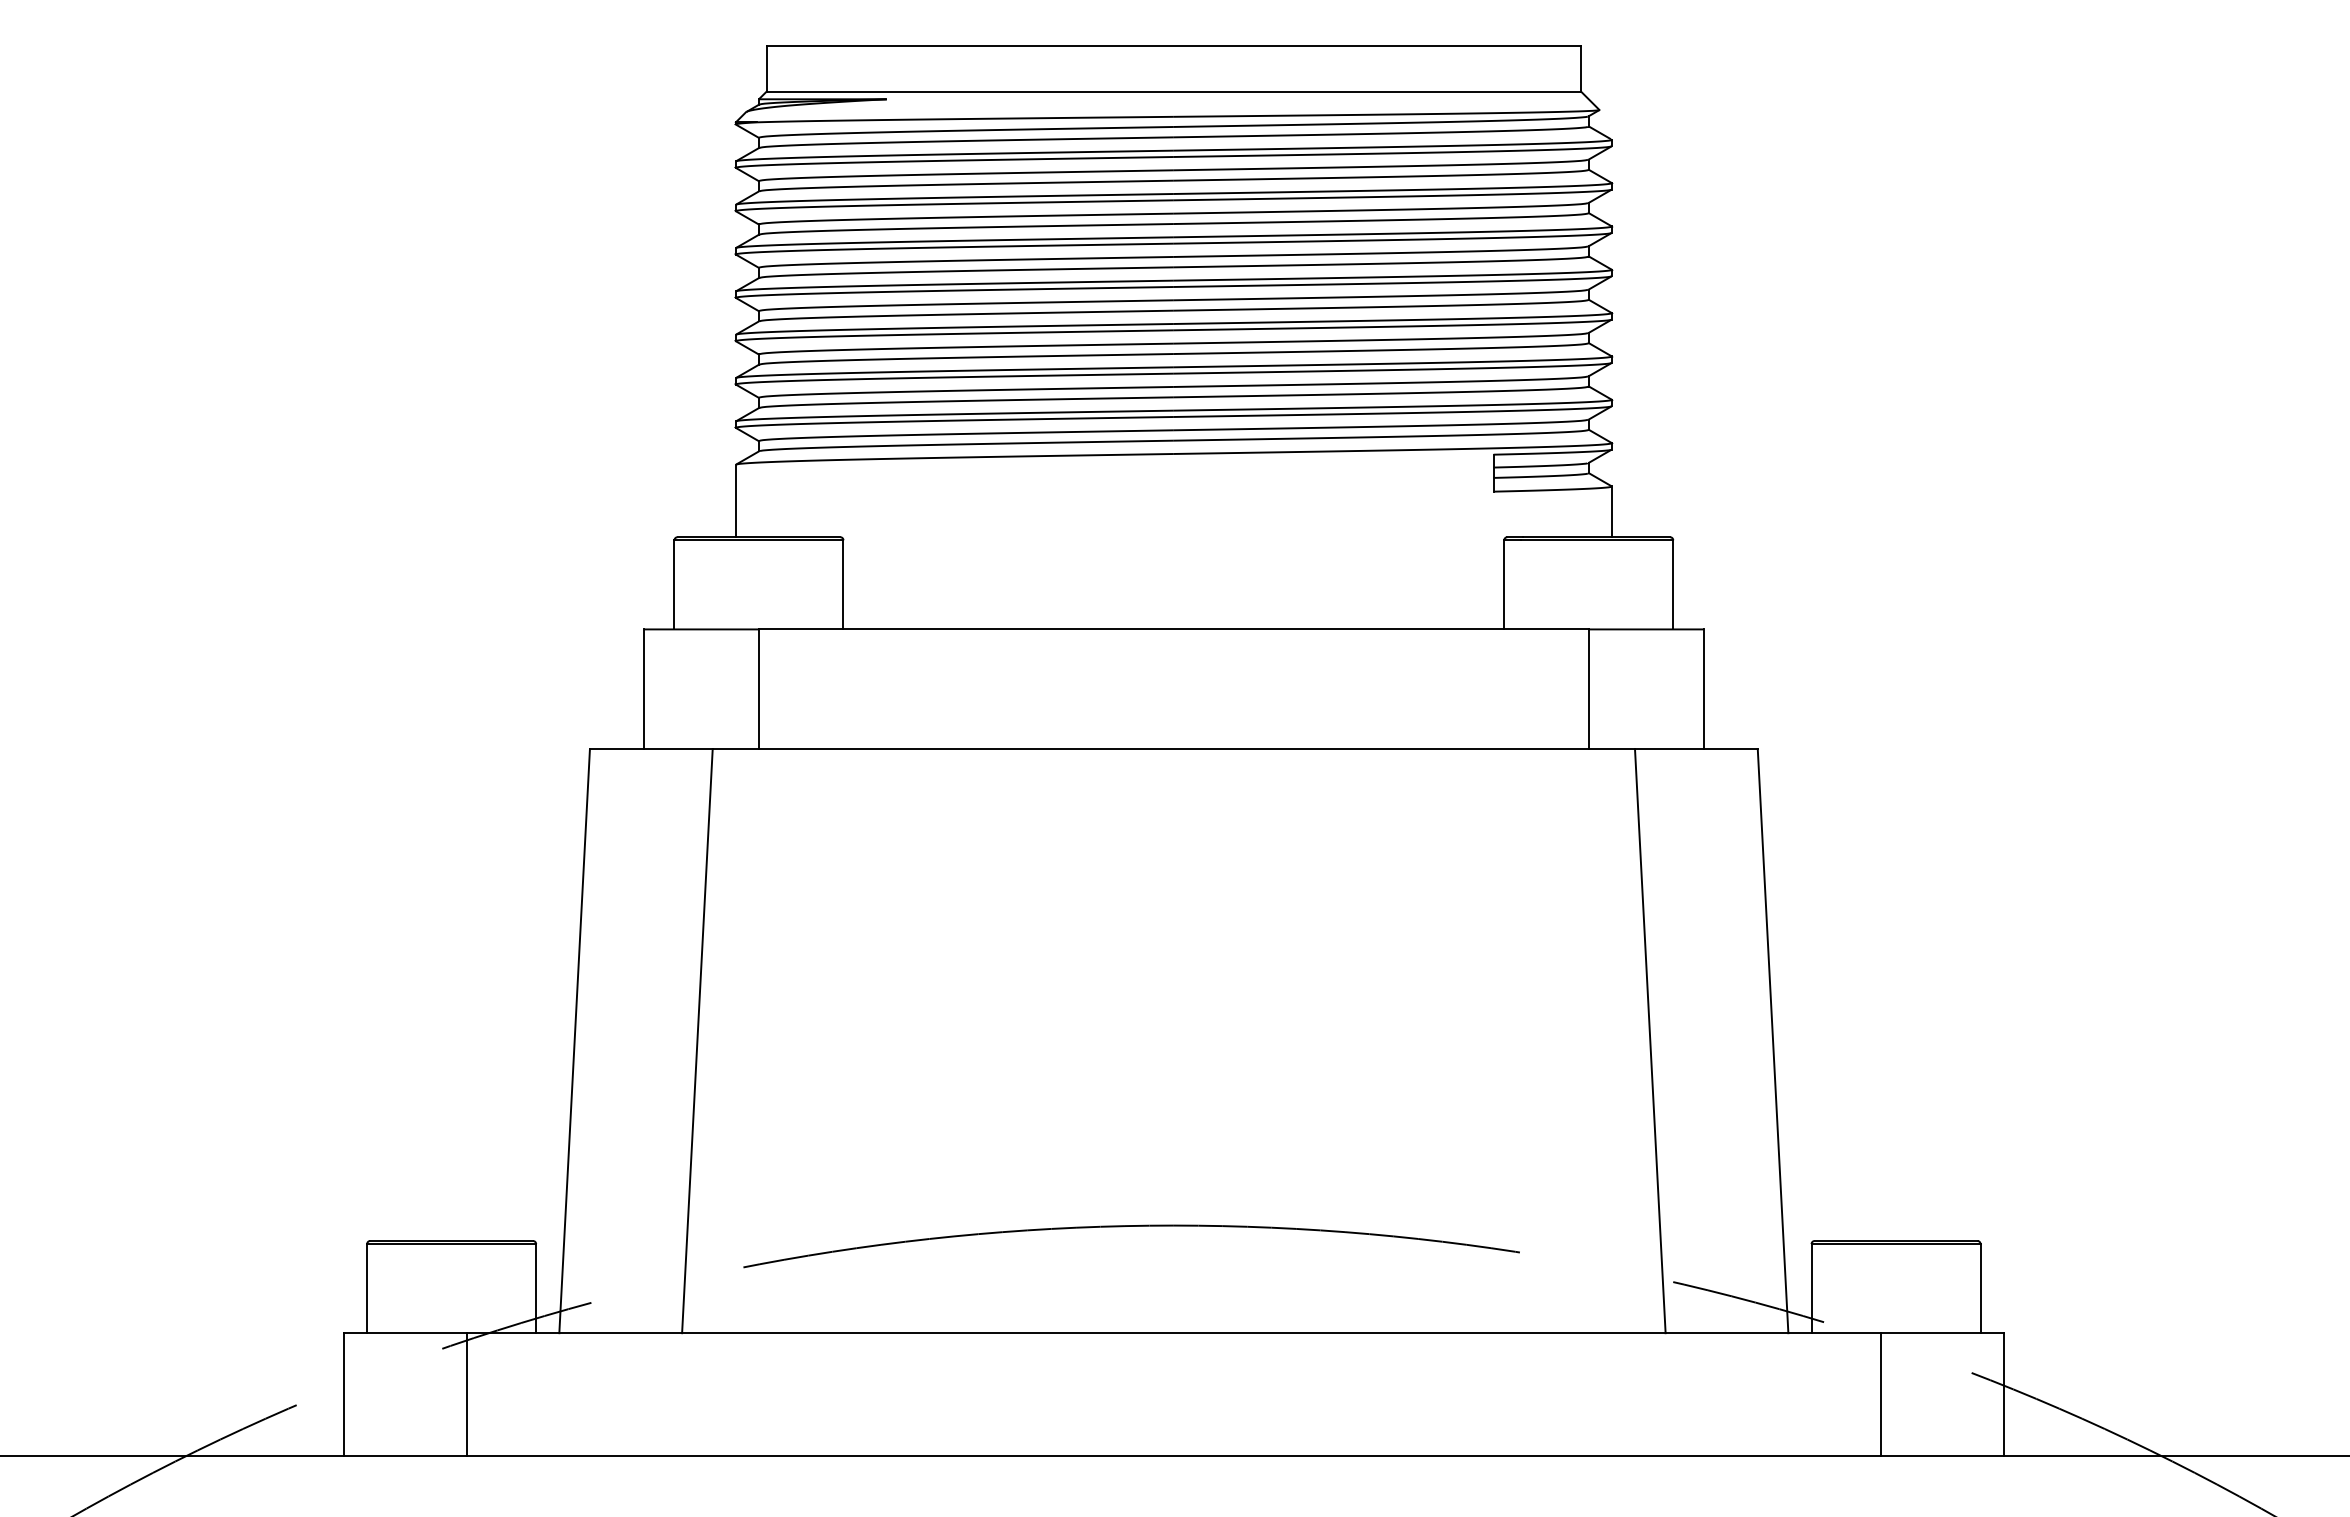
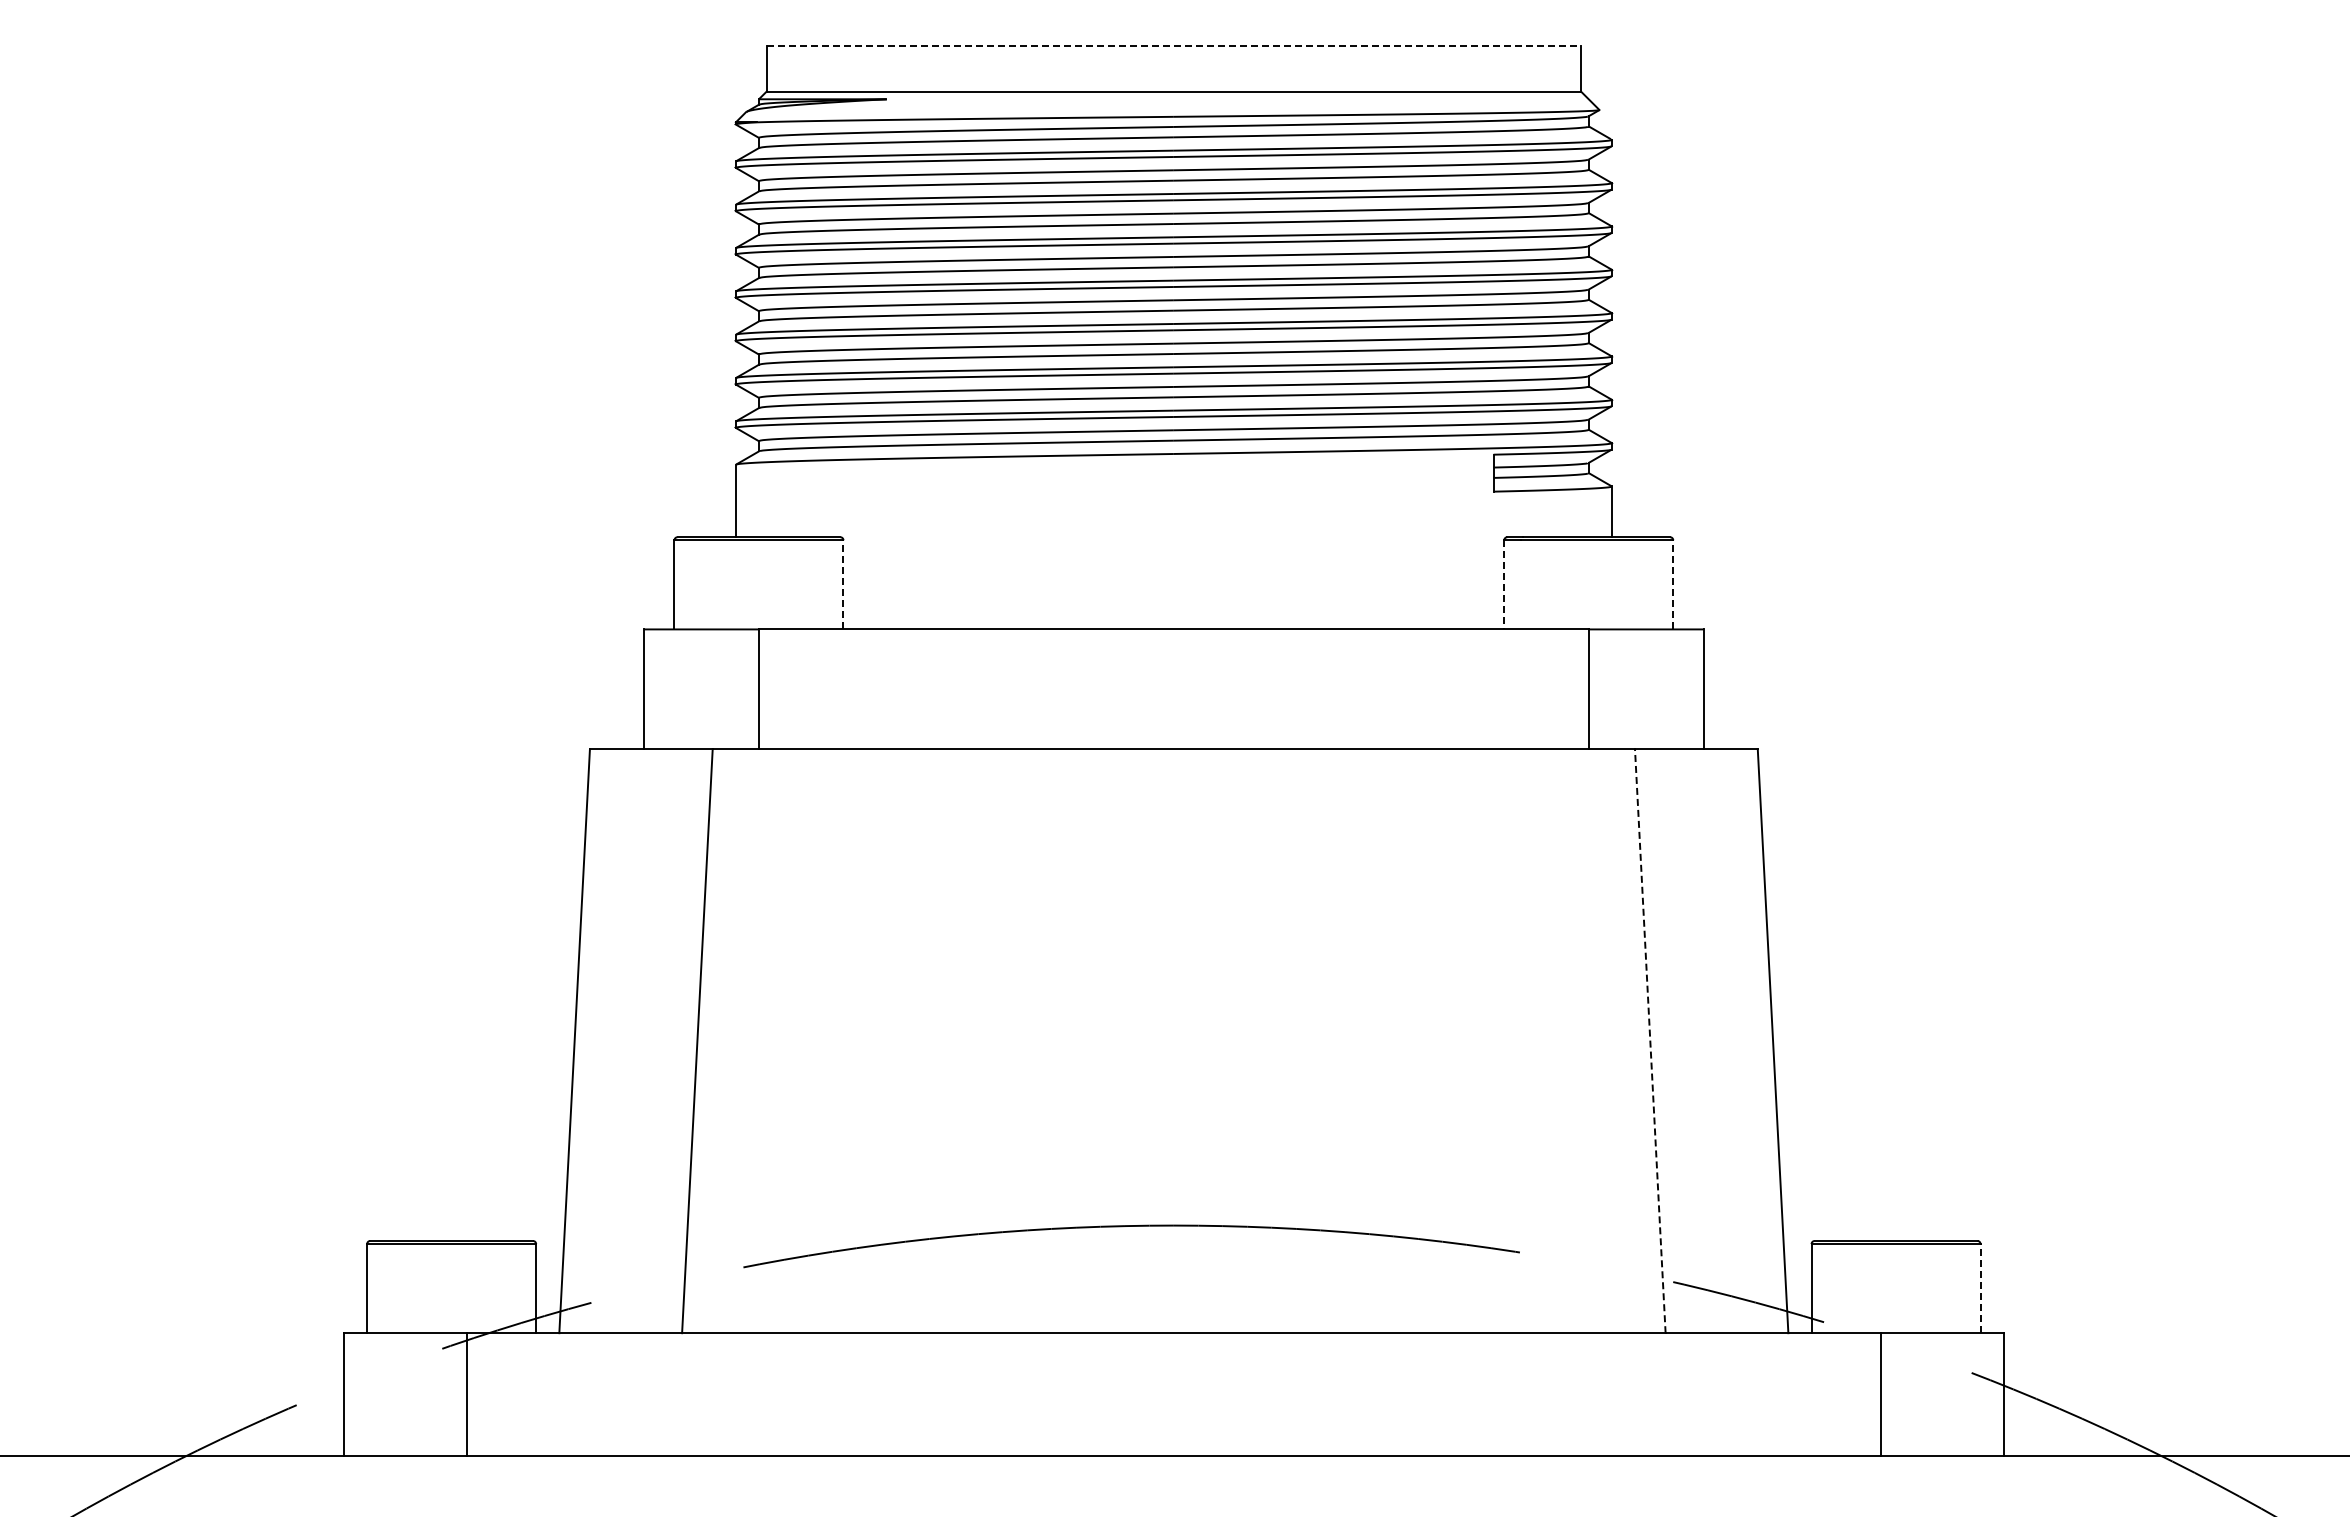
line: solid -> dashed (1174, 45)
line: solid -> dashed (843, 584)
line: solid -> dashed (1504, 584)
line: solid -> dashed (1673, 584)
line: solid -> dashed (1650, 1040)
line: solid -> dashed (1980, 1288)
